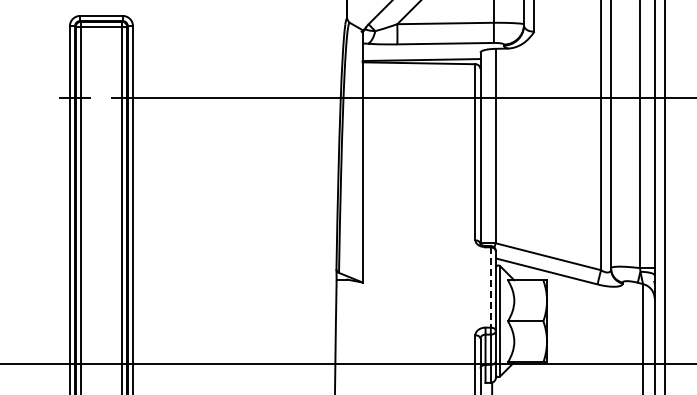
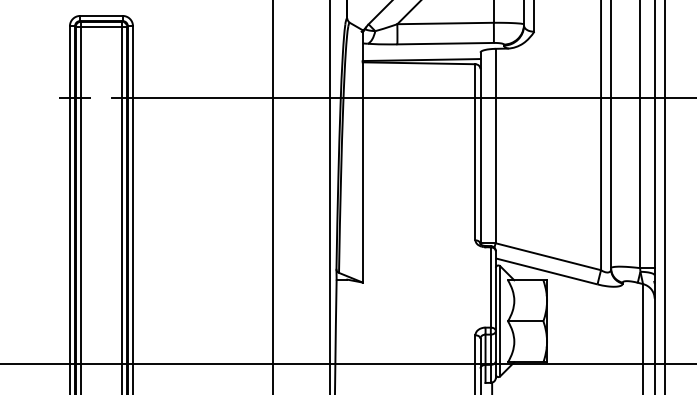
line: none -> present (273, 196)
line: none -> present (329, 196)
line: dashed -> solid (490, 287)
